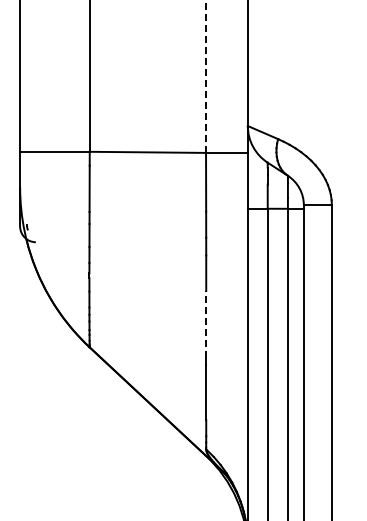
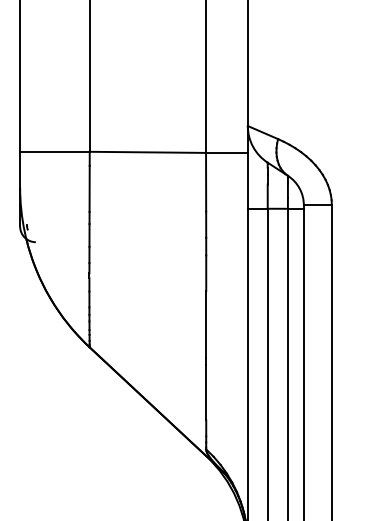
line: dashed -> solid (206, 76)
line: dashed -> solid (206, 323)
